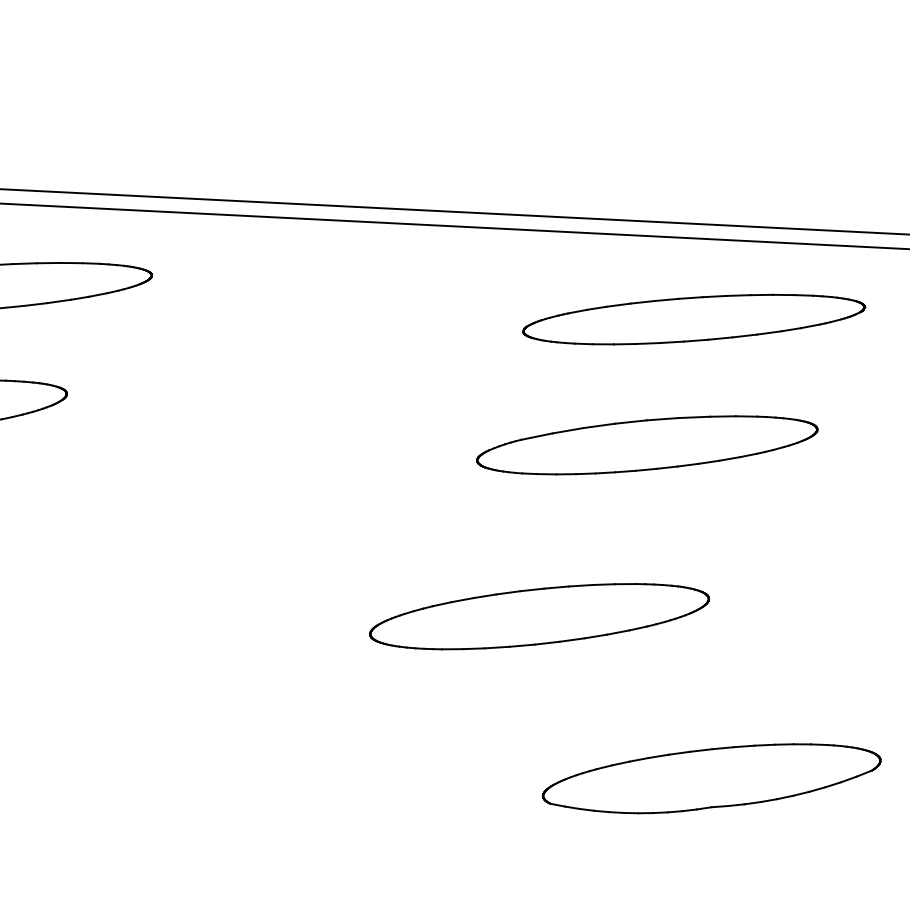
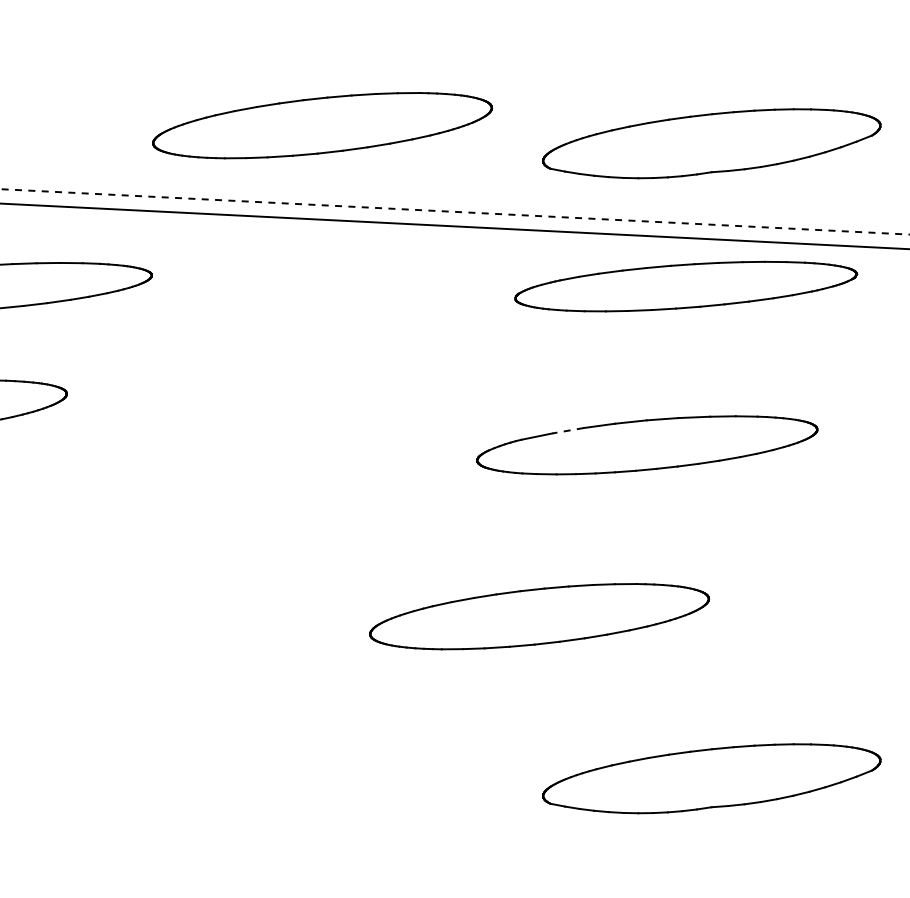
part: none -> present (322, 125)
part: none -> present (711, 143)
line: solid -> dashed (455, 211)
part position: (694, 319) -> (686, 286) (686, 286)
line: solid -> dashed (568, 430)
